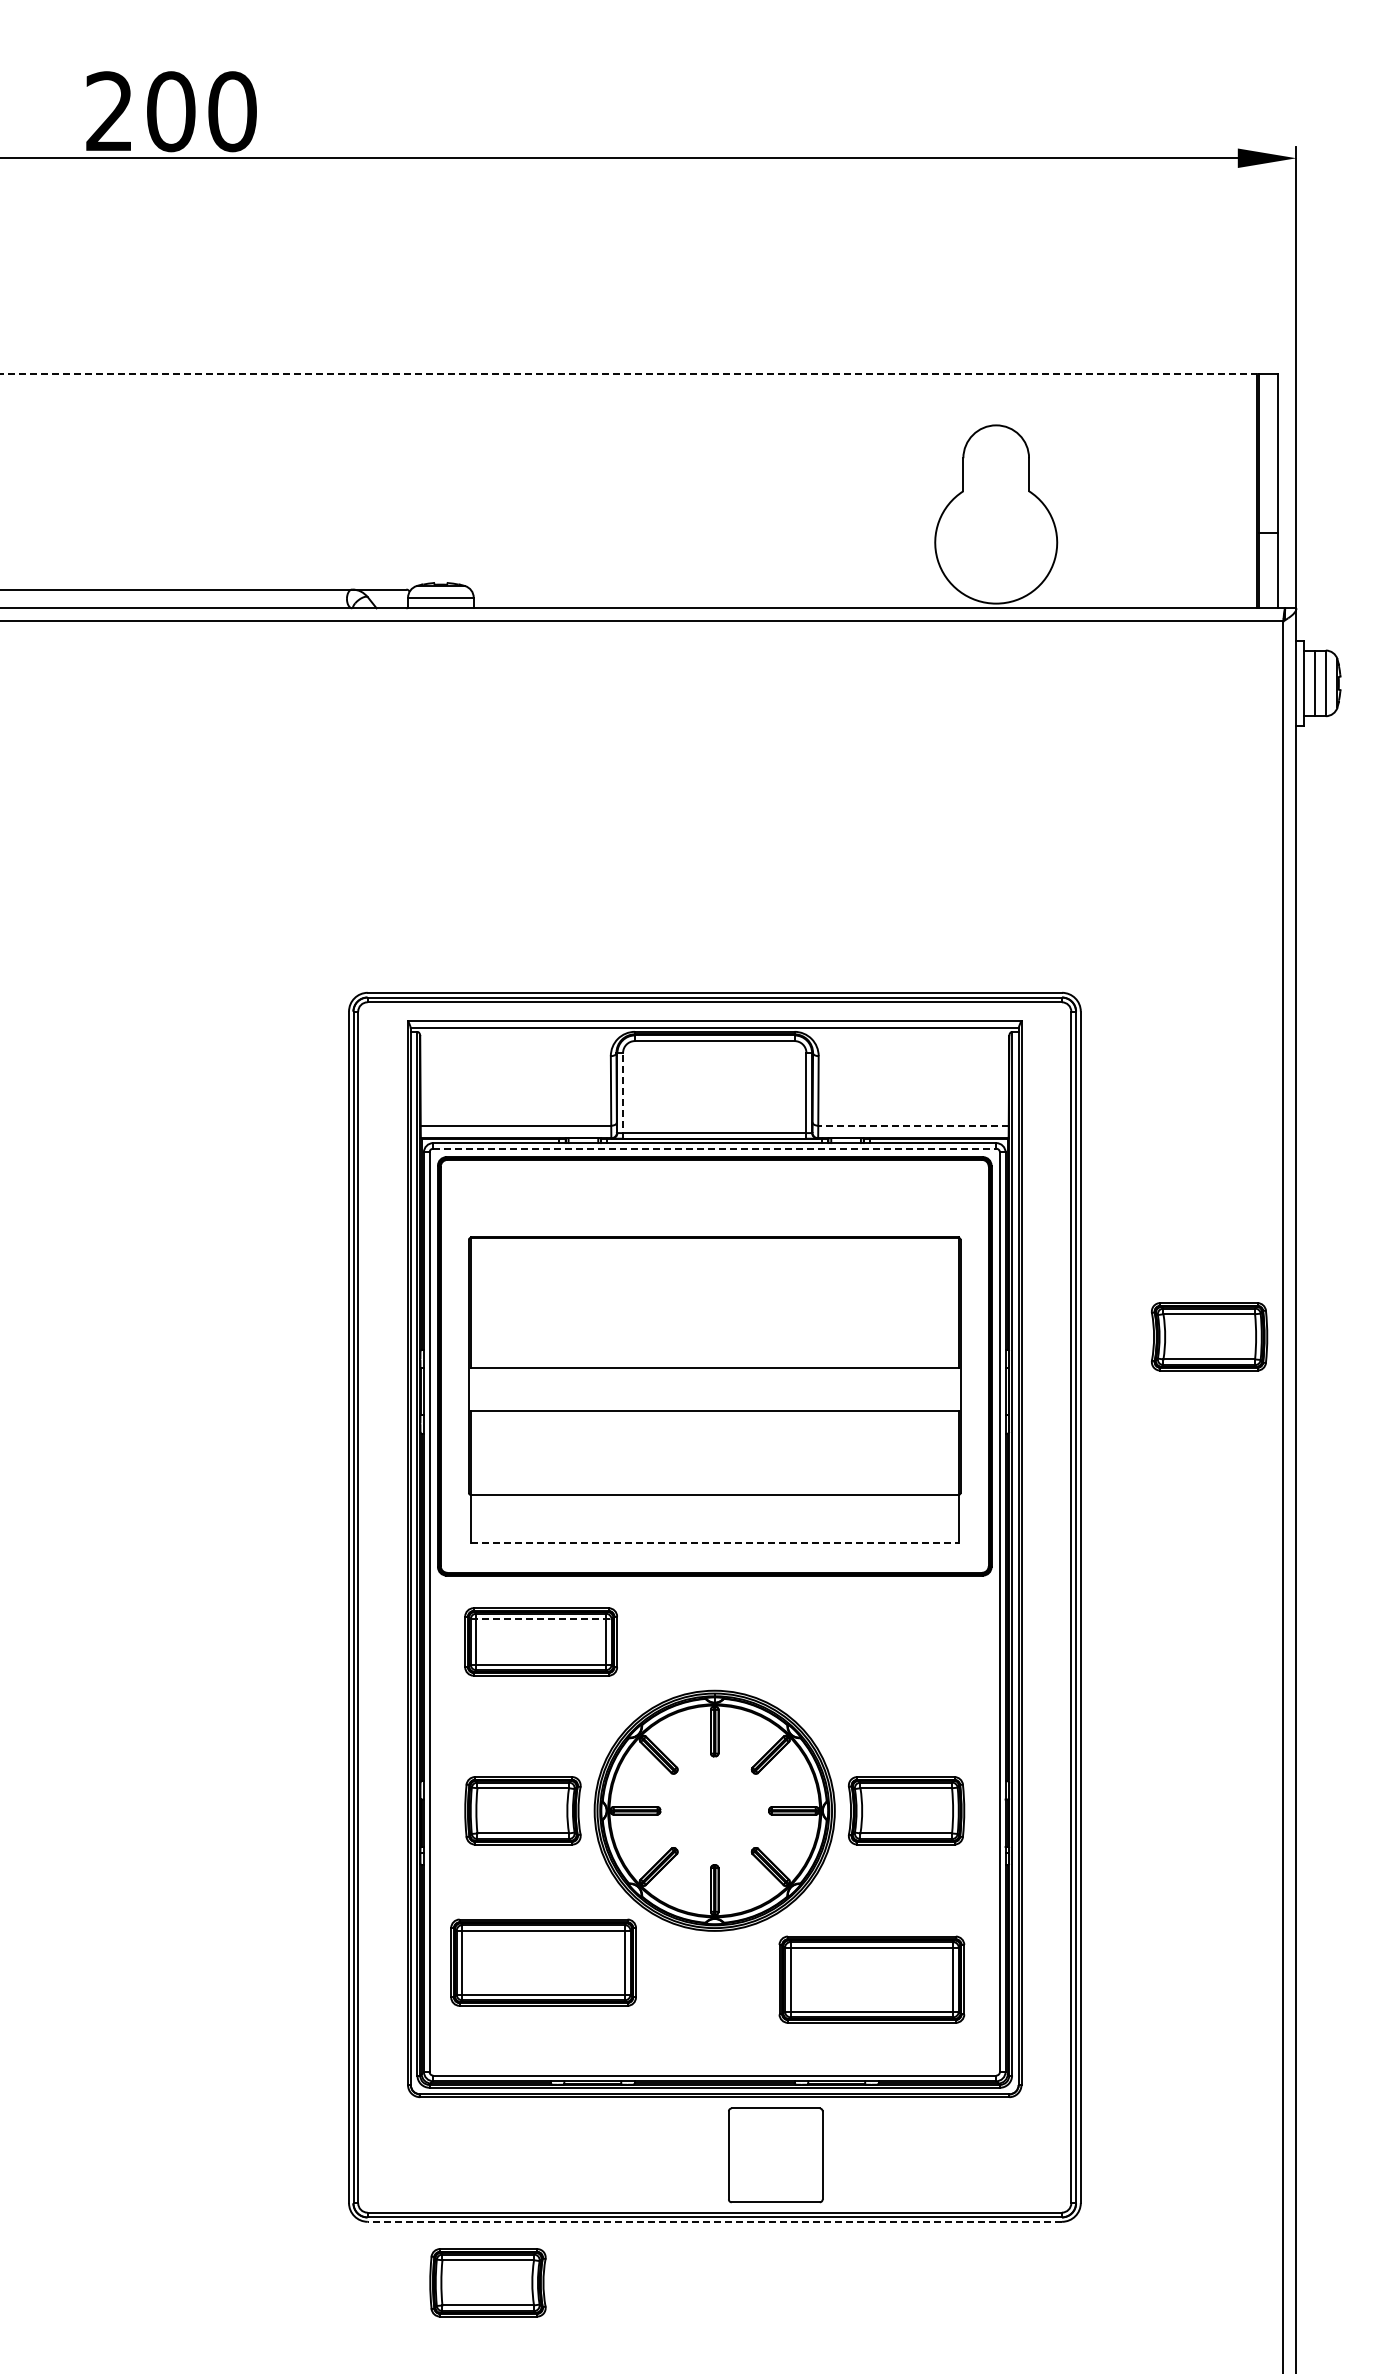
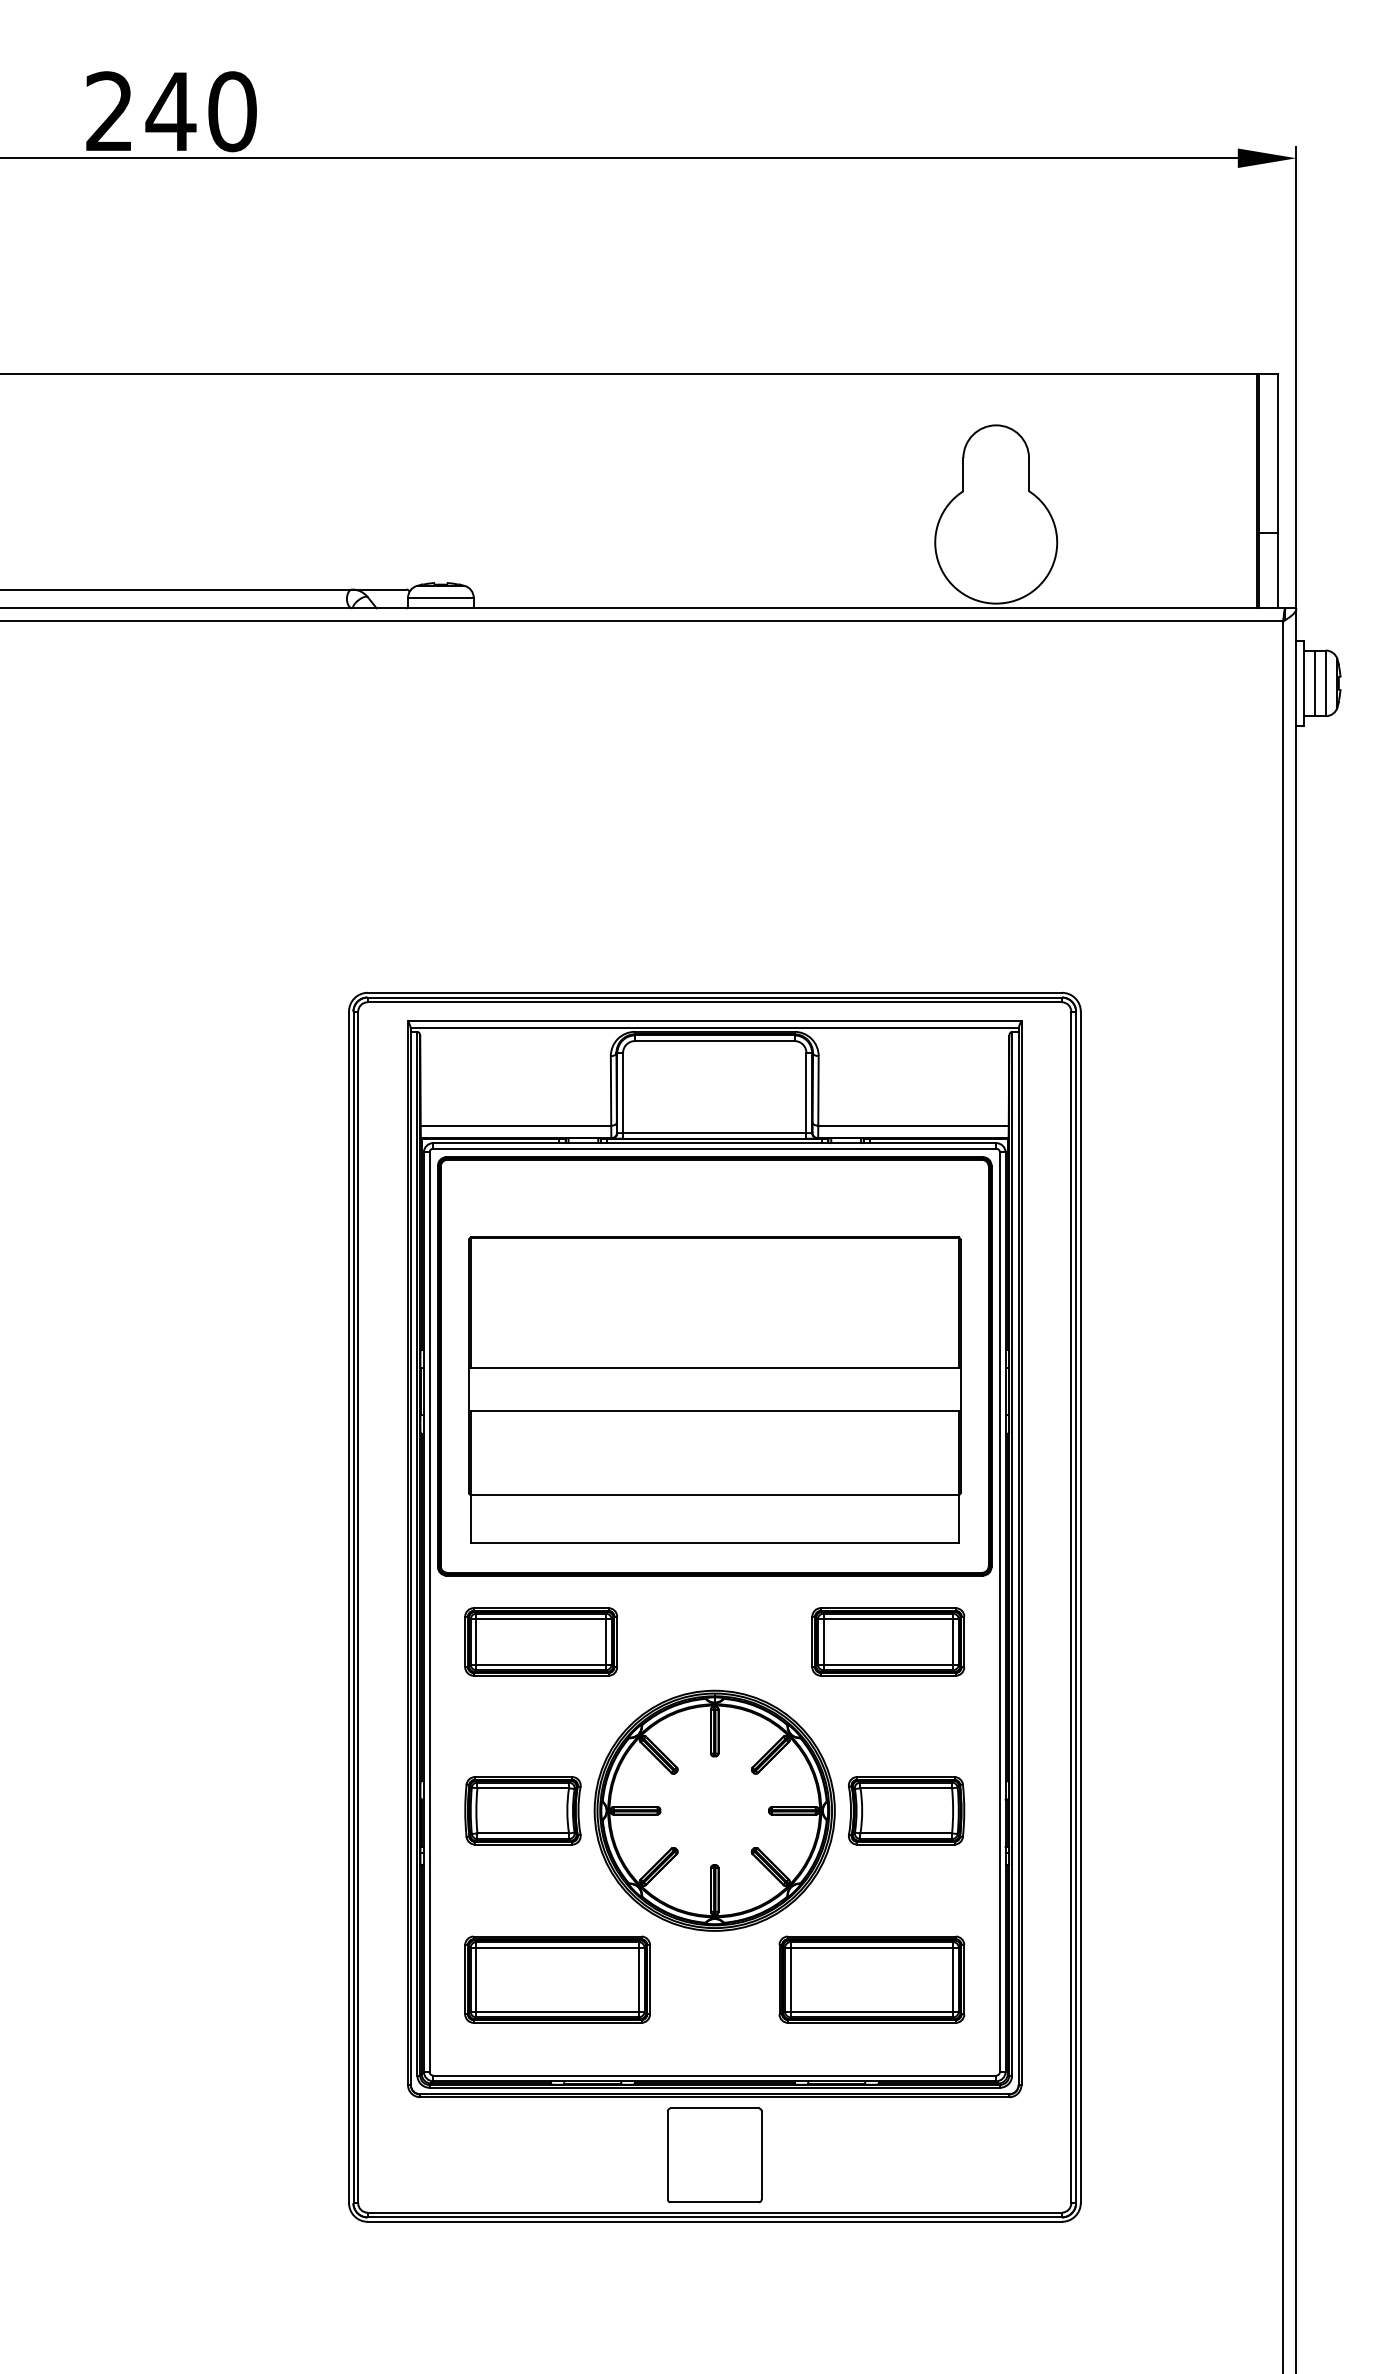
text: 200 -> 240 (170, 111)
line: dashed -> solid (629, 373)
line: dashed -> solid (623, 1095)
line: dashed -> solid (913, 1125)
line: dashed -> solid (715, 1148)
part: present -> none (1209, 1336)
line: dashed -> solid (714, 1542)
line: dashed -> solid (541, 1619)
part: none -> present (888, 1641)
part position: (543, 1962) -> (557, 1979) (557, 1979)
part position: (775, 2155) -> (714, 2155) (714, 2155)
line: dashed -> solid (714, 2221)
part: present -> none (487, 2282)
